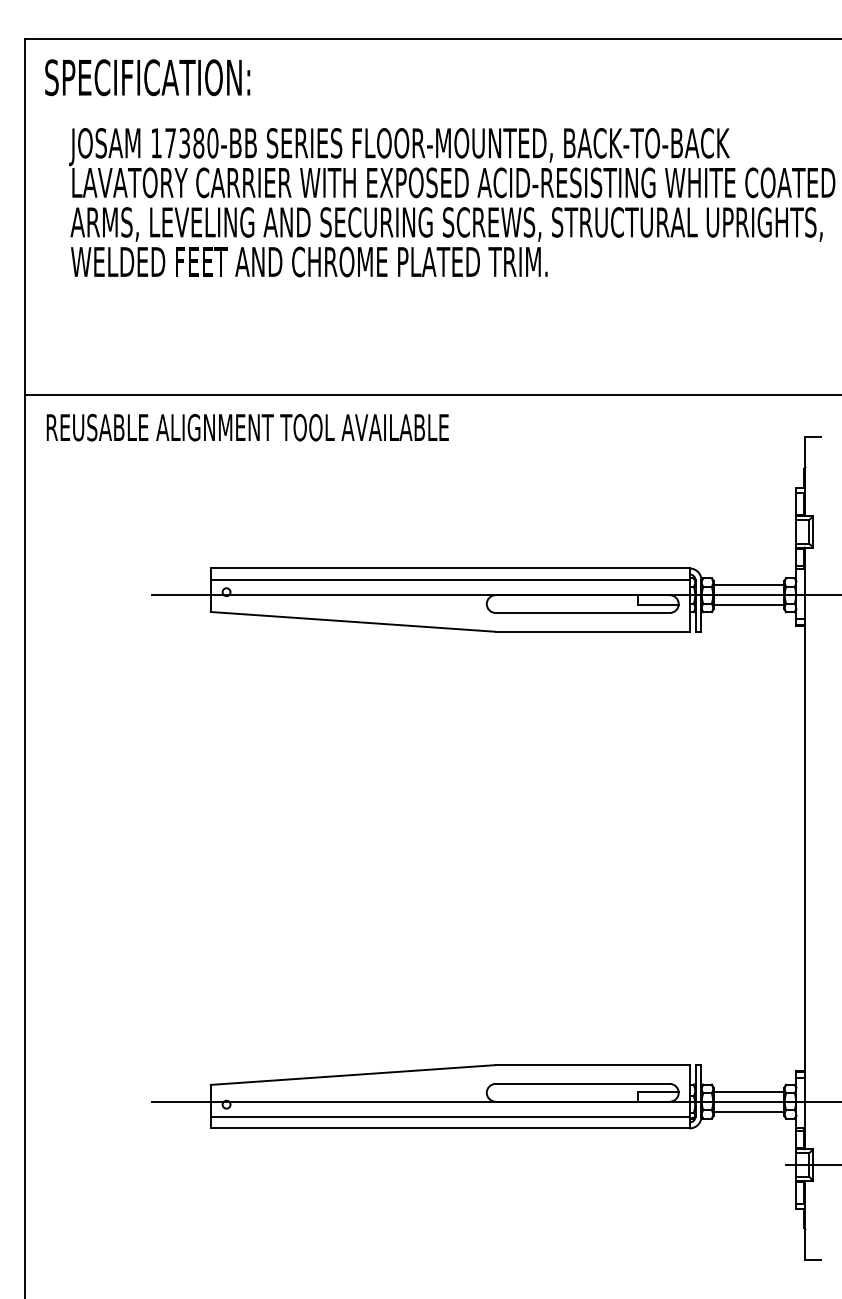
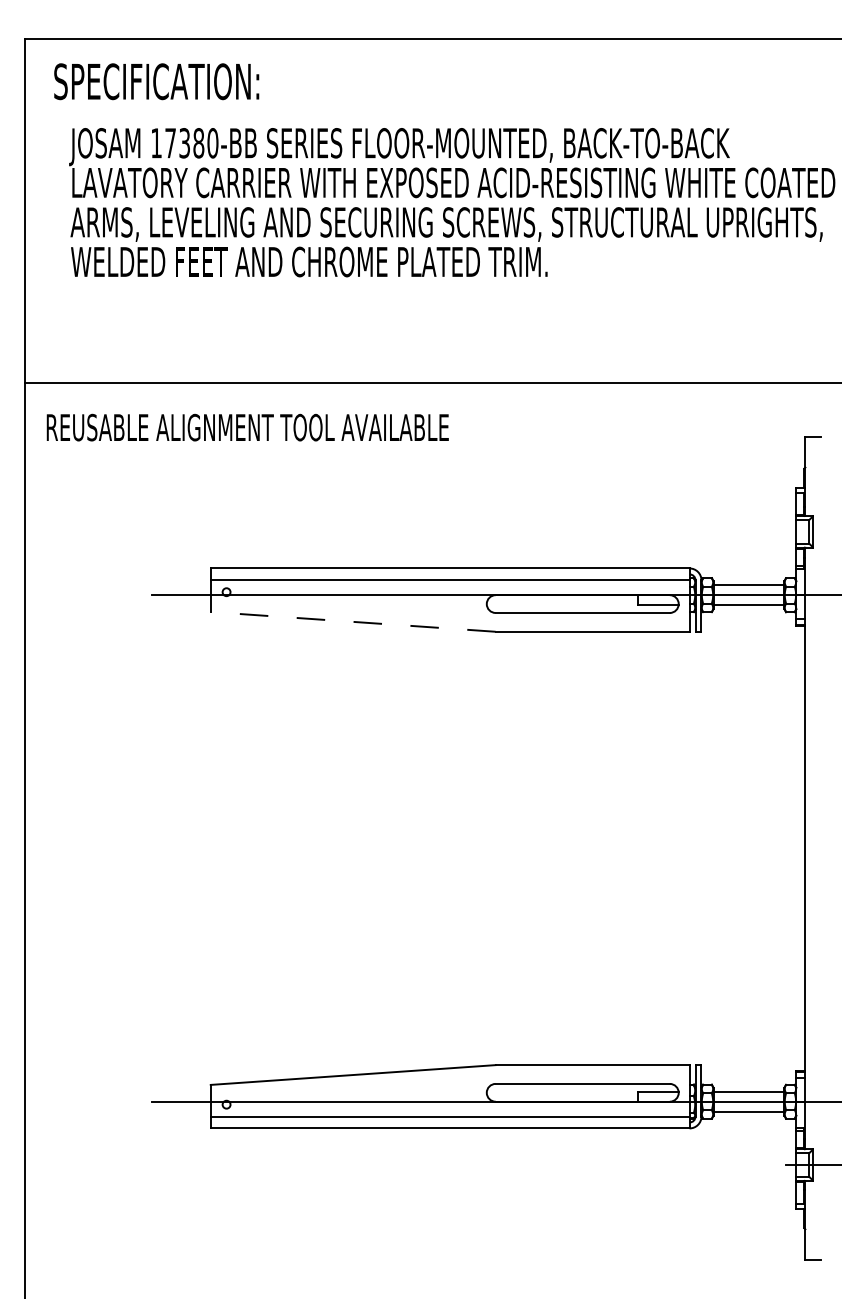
text position: (147, 77) -> (156, 81) (156, 81)
line position: (431, 395) -> (431, 383) (431, 383)
line: solid -> dashed (353, 621)
